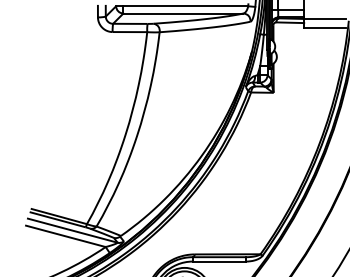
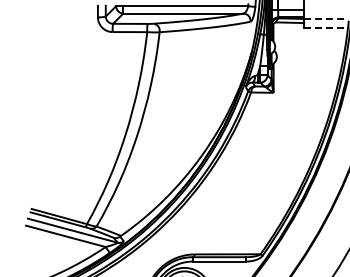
line: solid -> dashed (324, 19)
line: solid -> dashed (324, 28)
